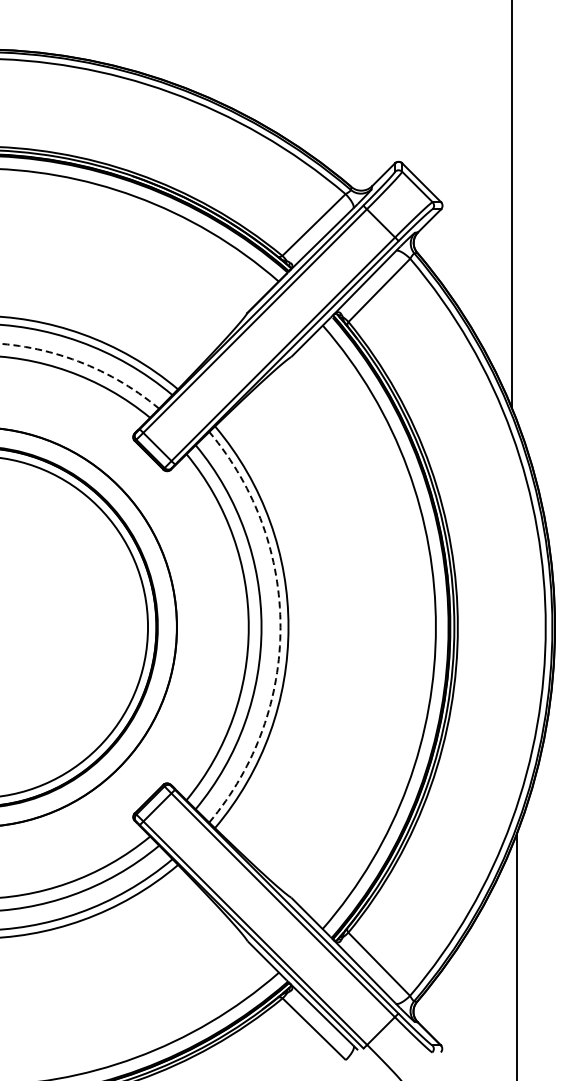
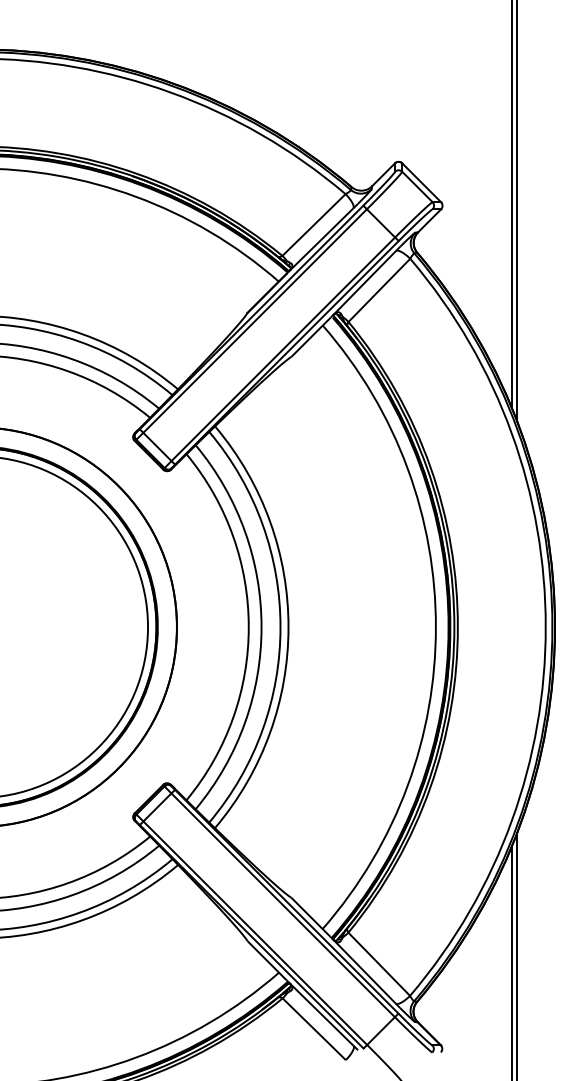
line: none -> present (517, 211)
arc: dashed -> solid (83, 363)
arc: dashed -> solid (280, 627)
line: none -> present (511, 961)
